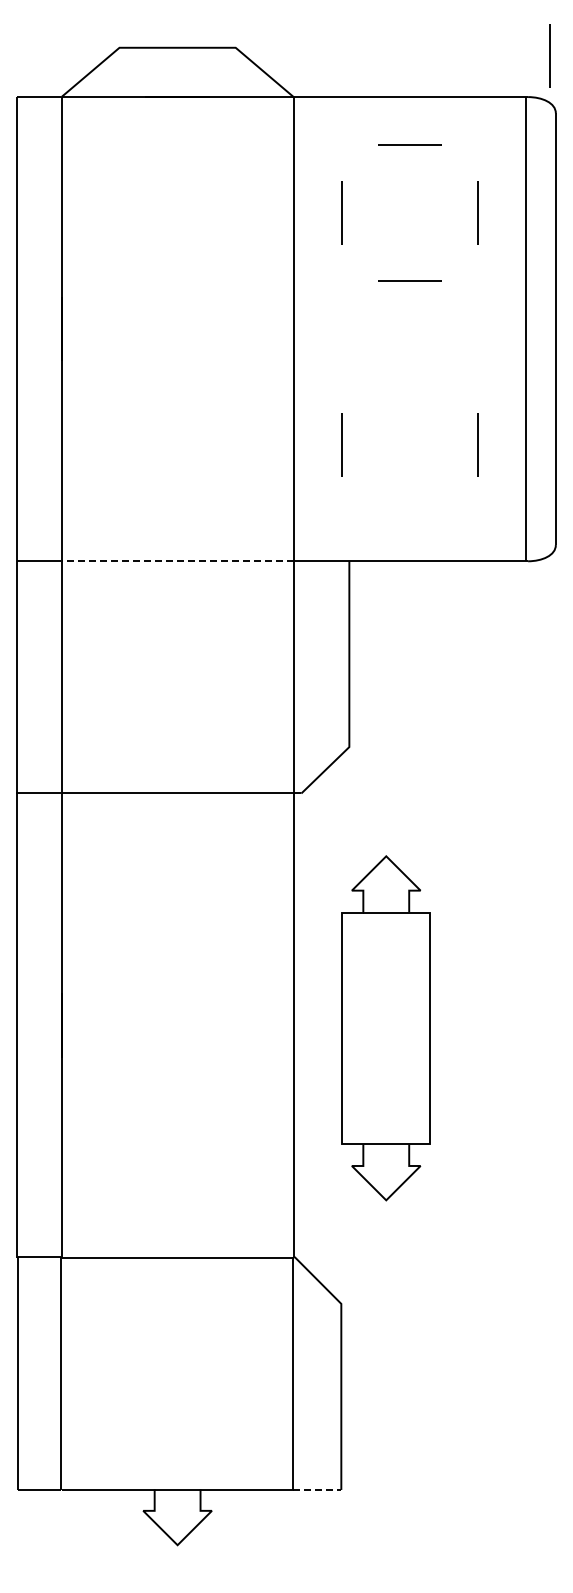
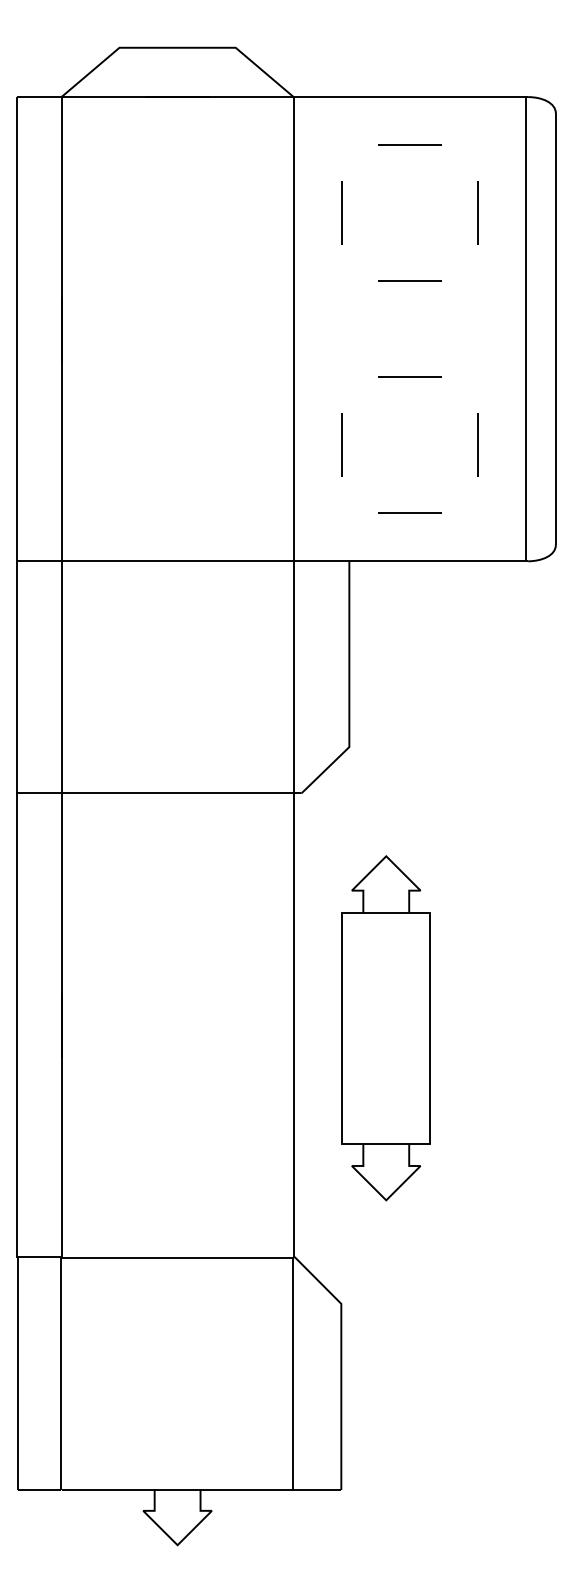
line: present -> none (549, 55)
line: none -> present (409, 376)
line: none -> present (409, 512)
line: dashed -> solid (177, 561)
line: dashed -> solid (317, 1489)
